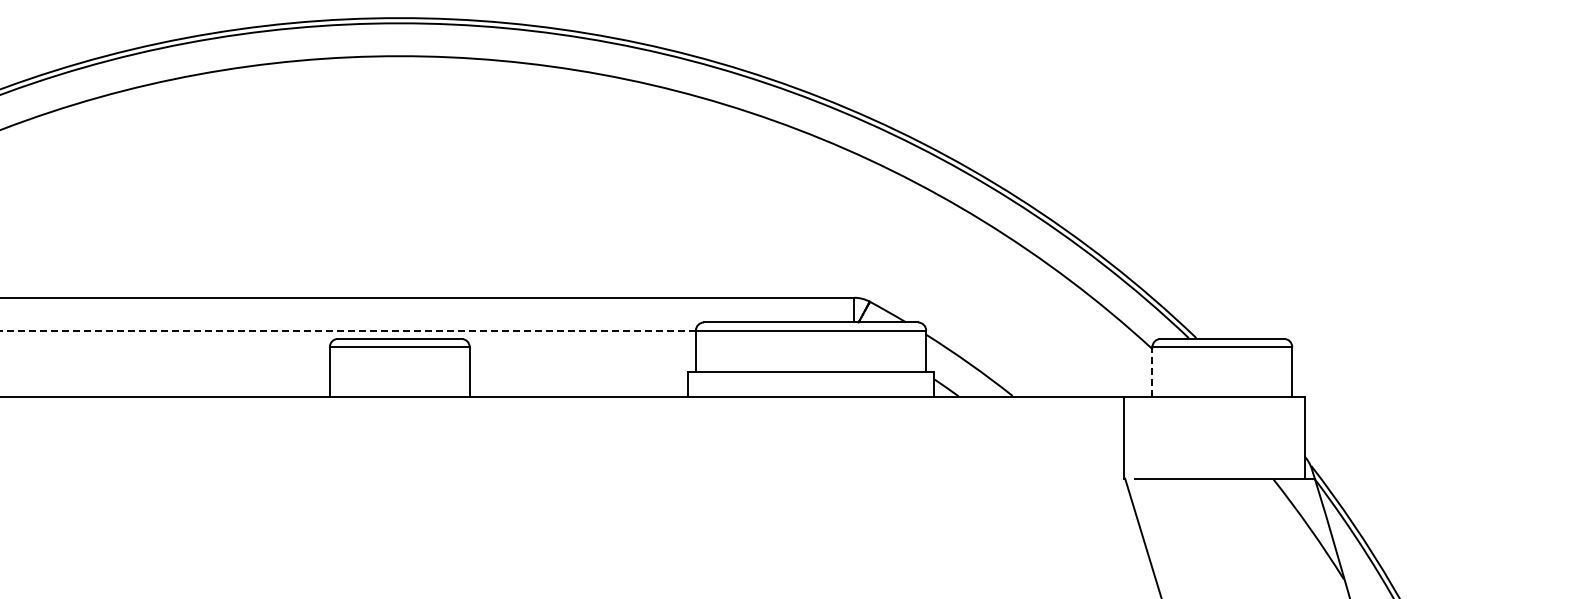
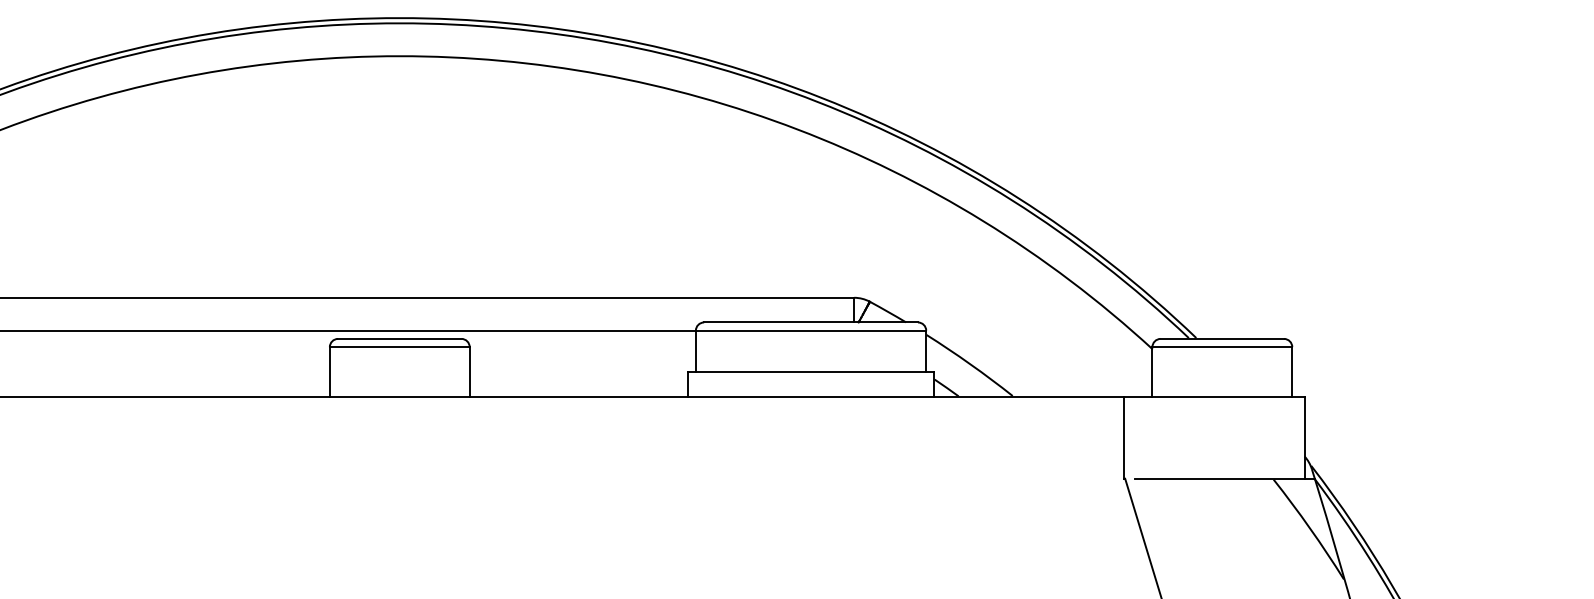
line: dashed -> solid (348, 330)
line: dashed -> solid (1152, 371)
